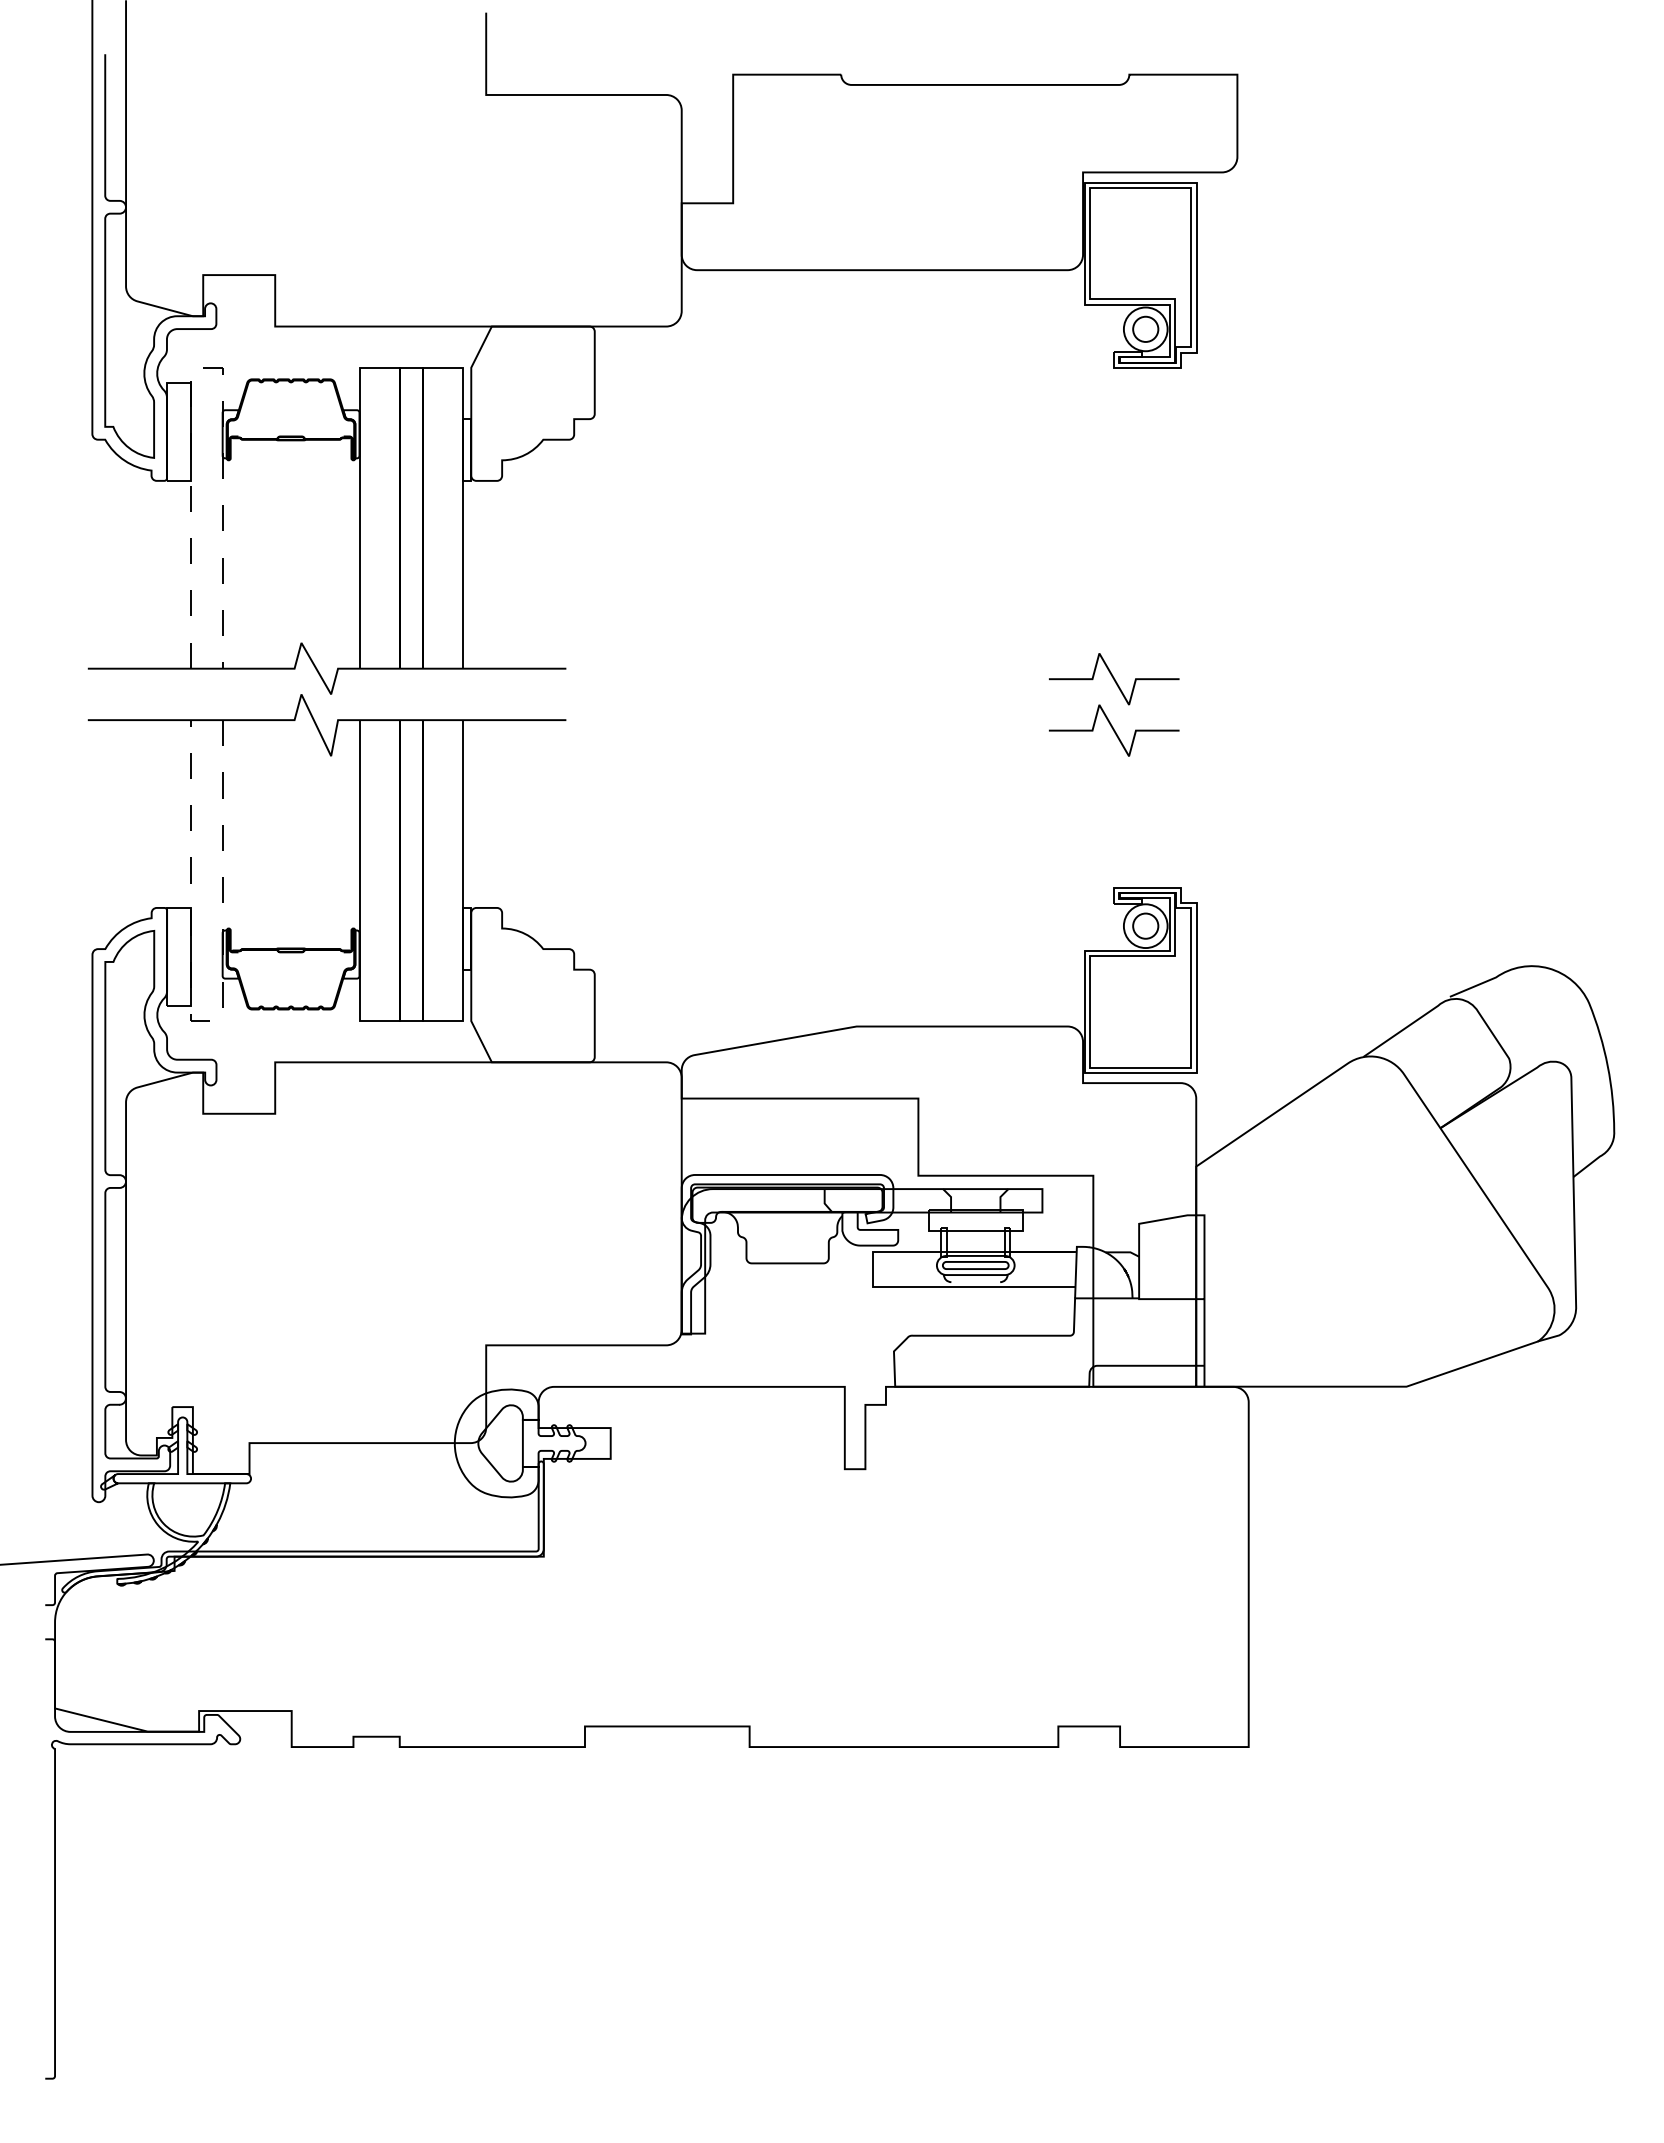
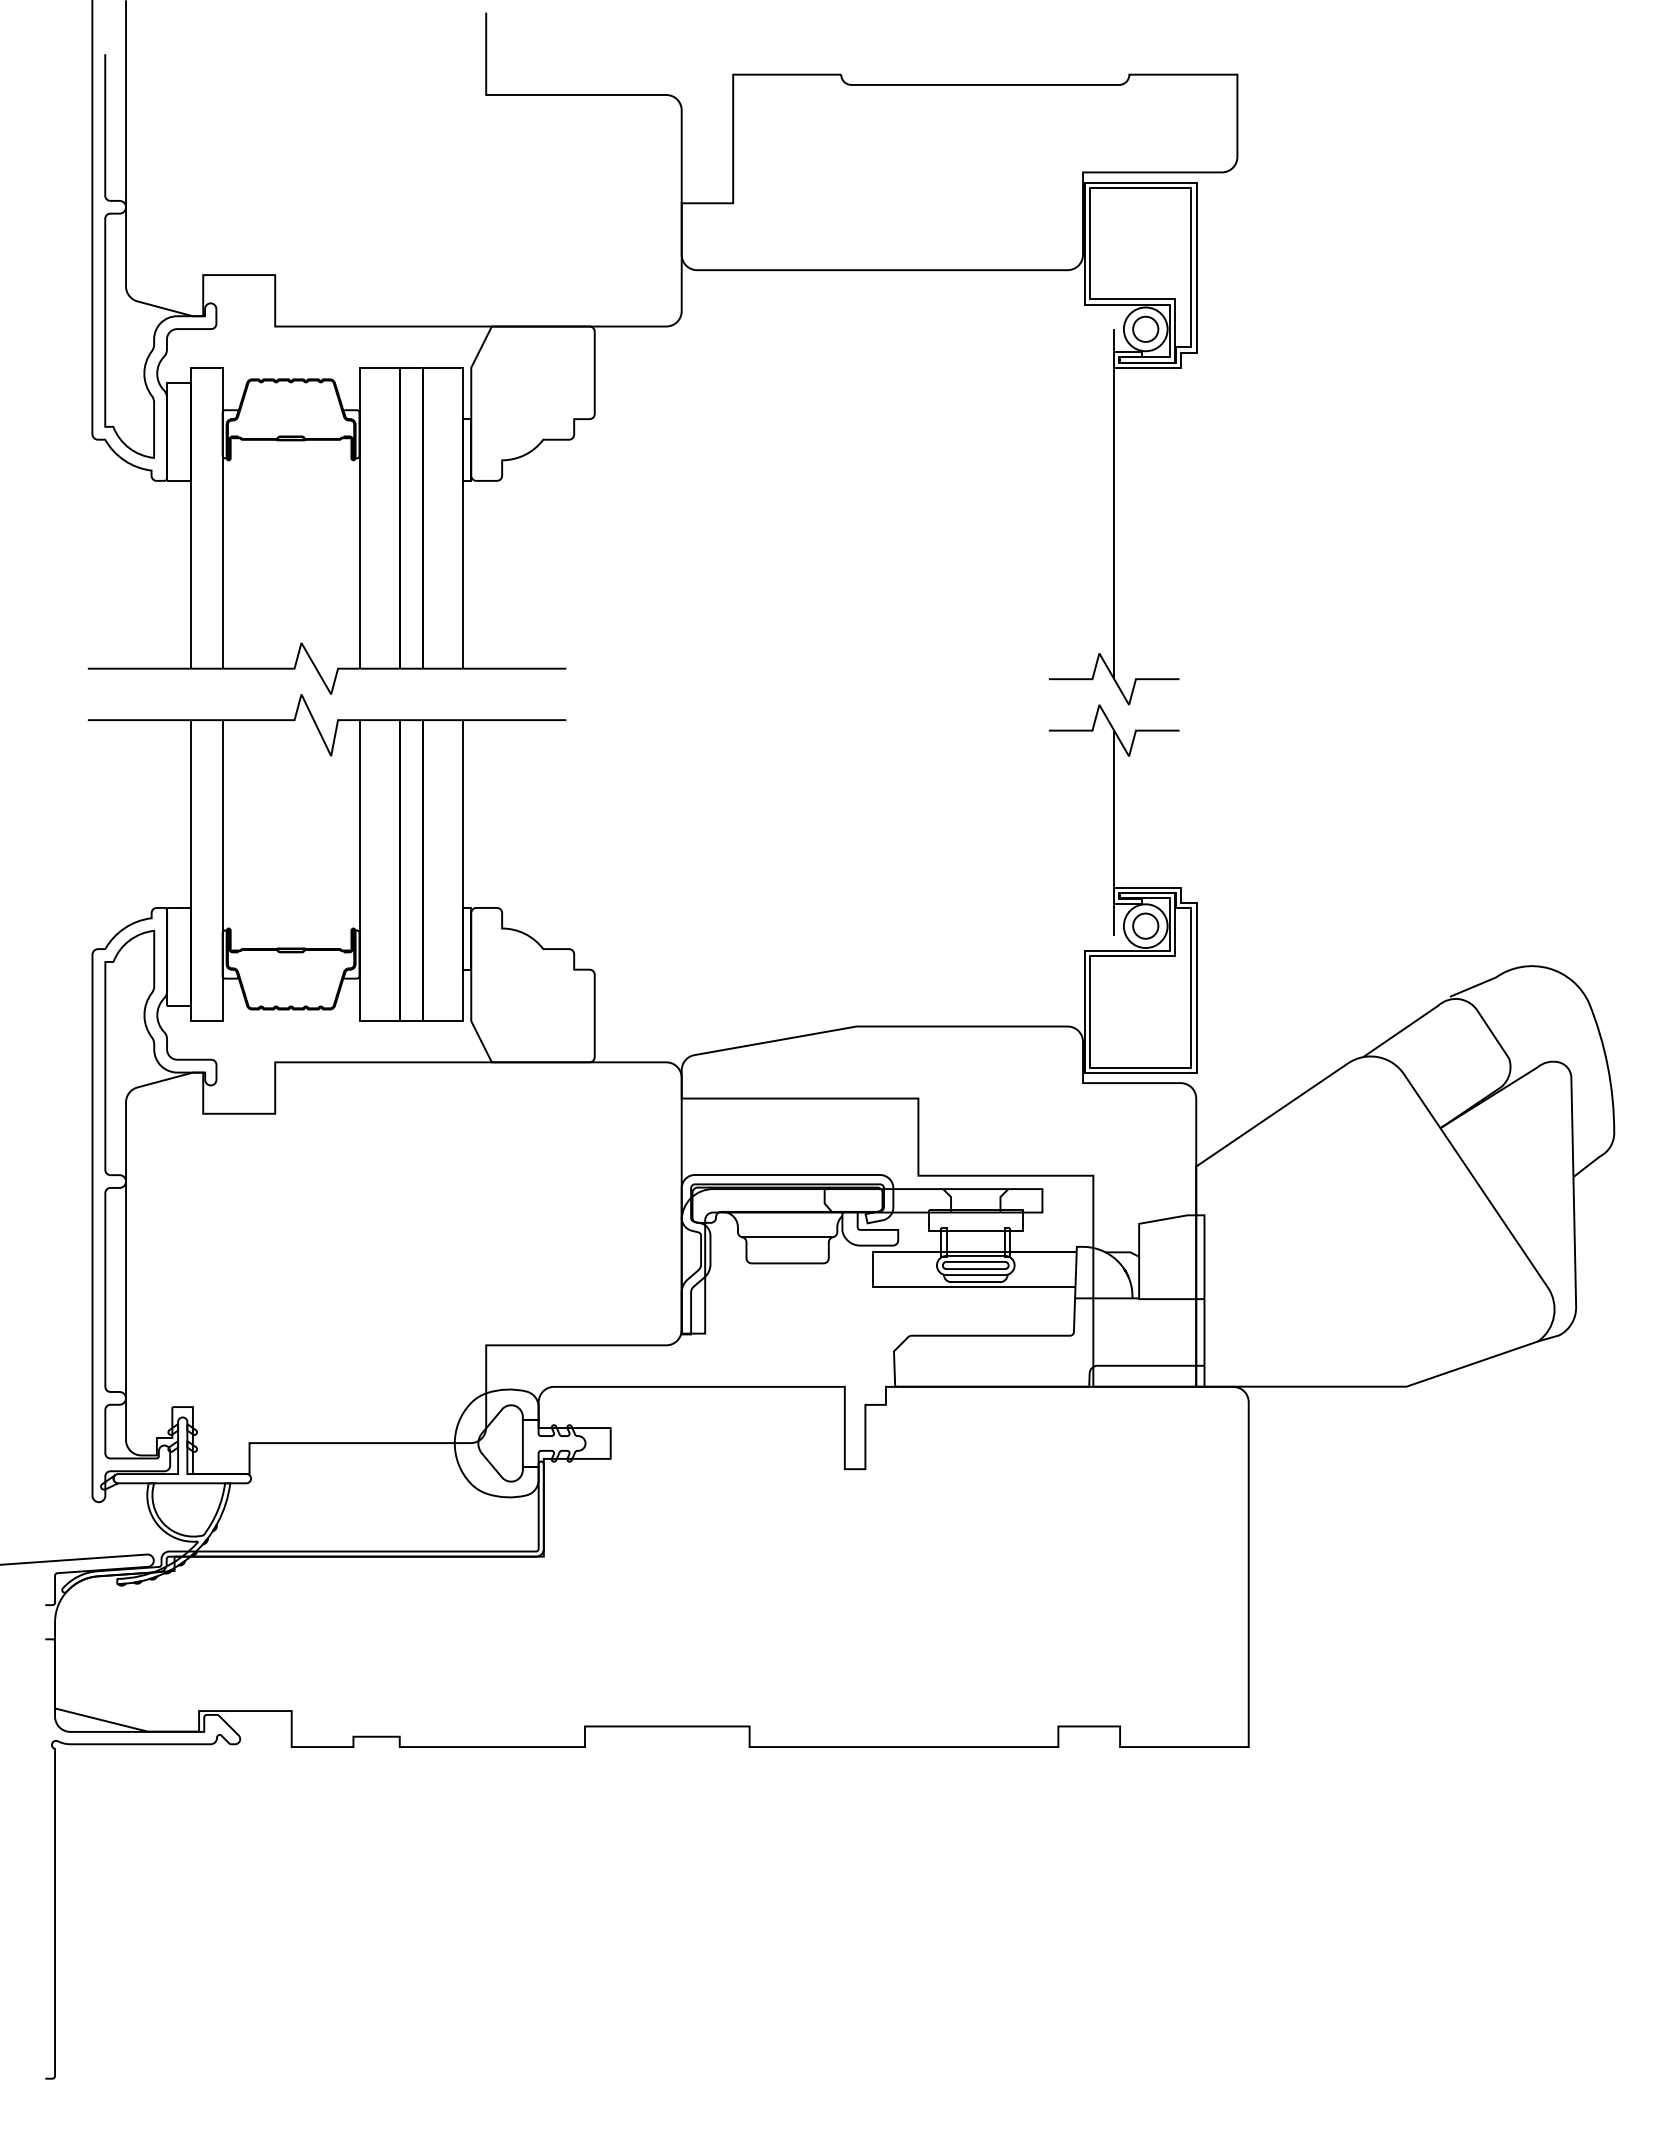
line: dashed -> solid (206, 367)
line: none -> present (1114, 504)
line: none -> present (1114, 833)
line: dashed -> solid (206, 1021)
line: none -> present (787, 1237)
line: none -> present (975, 1282)
